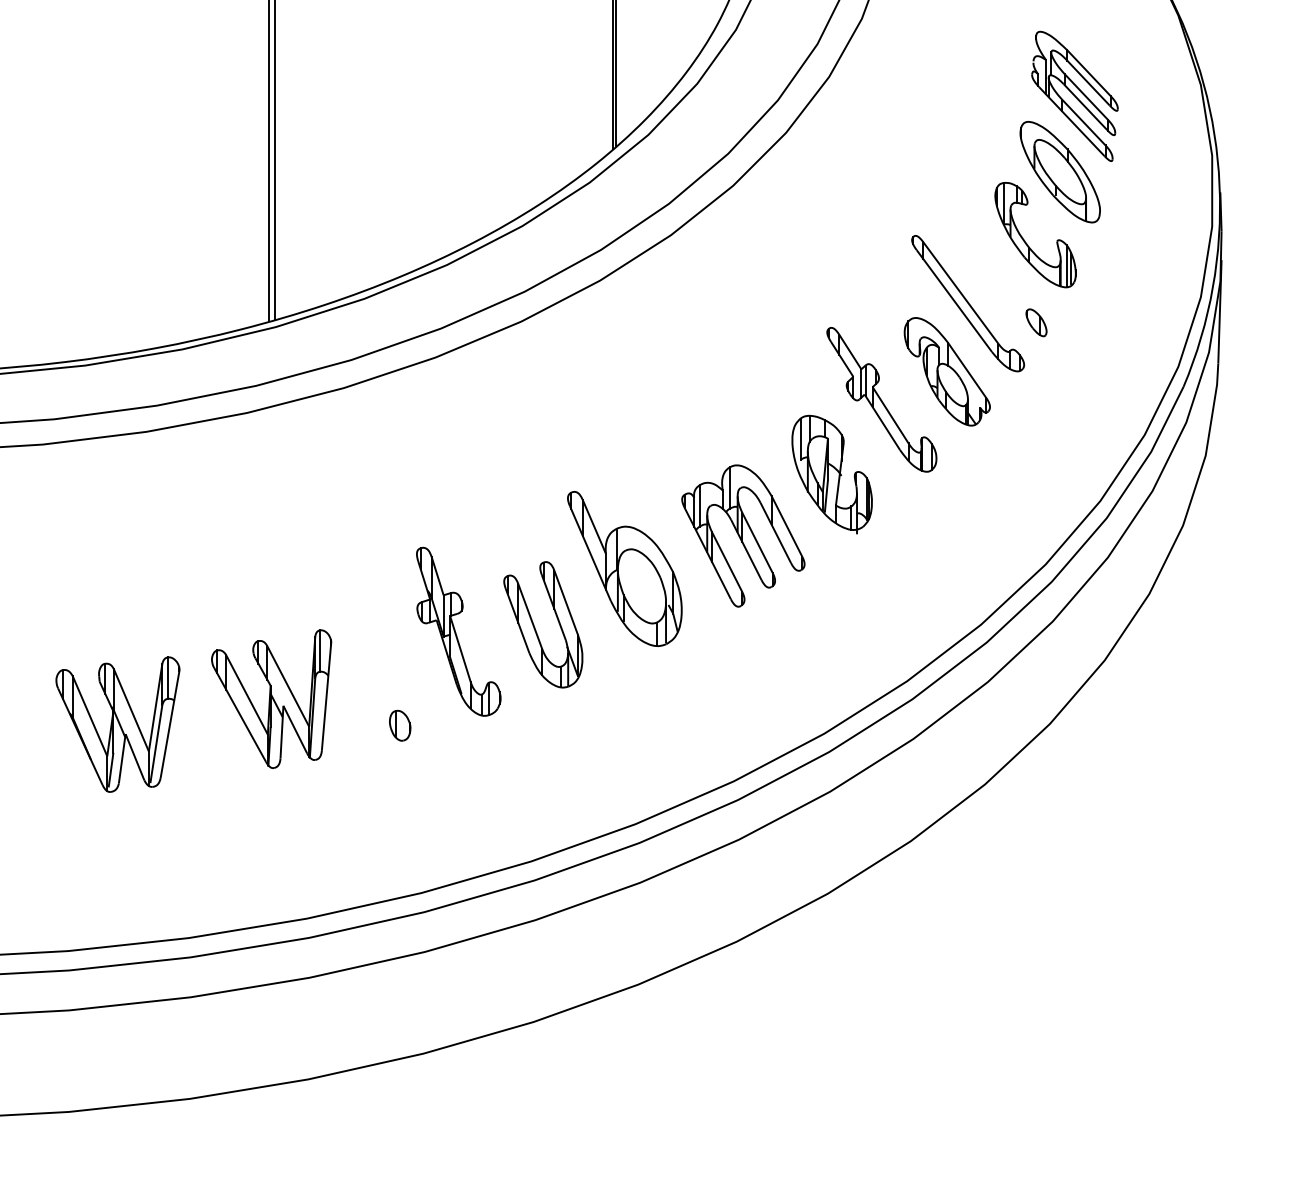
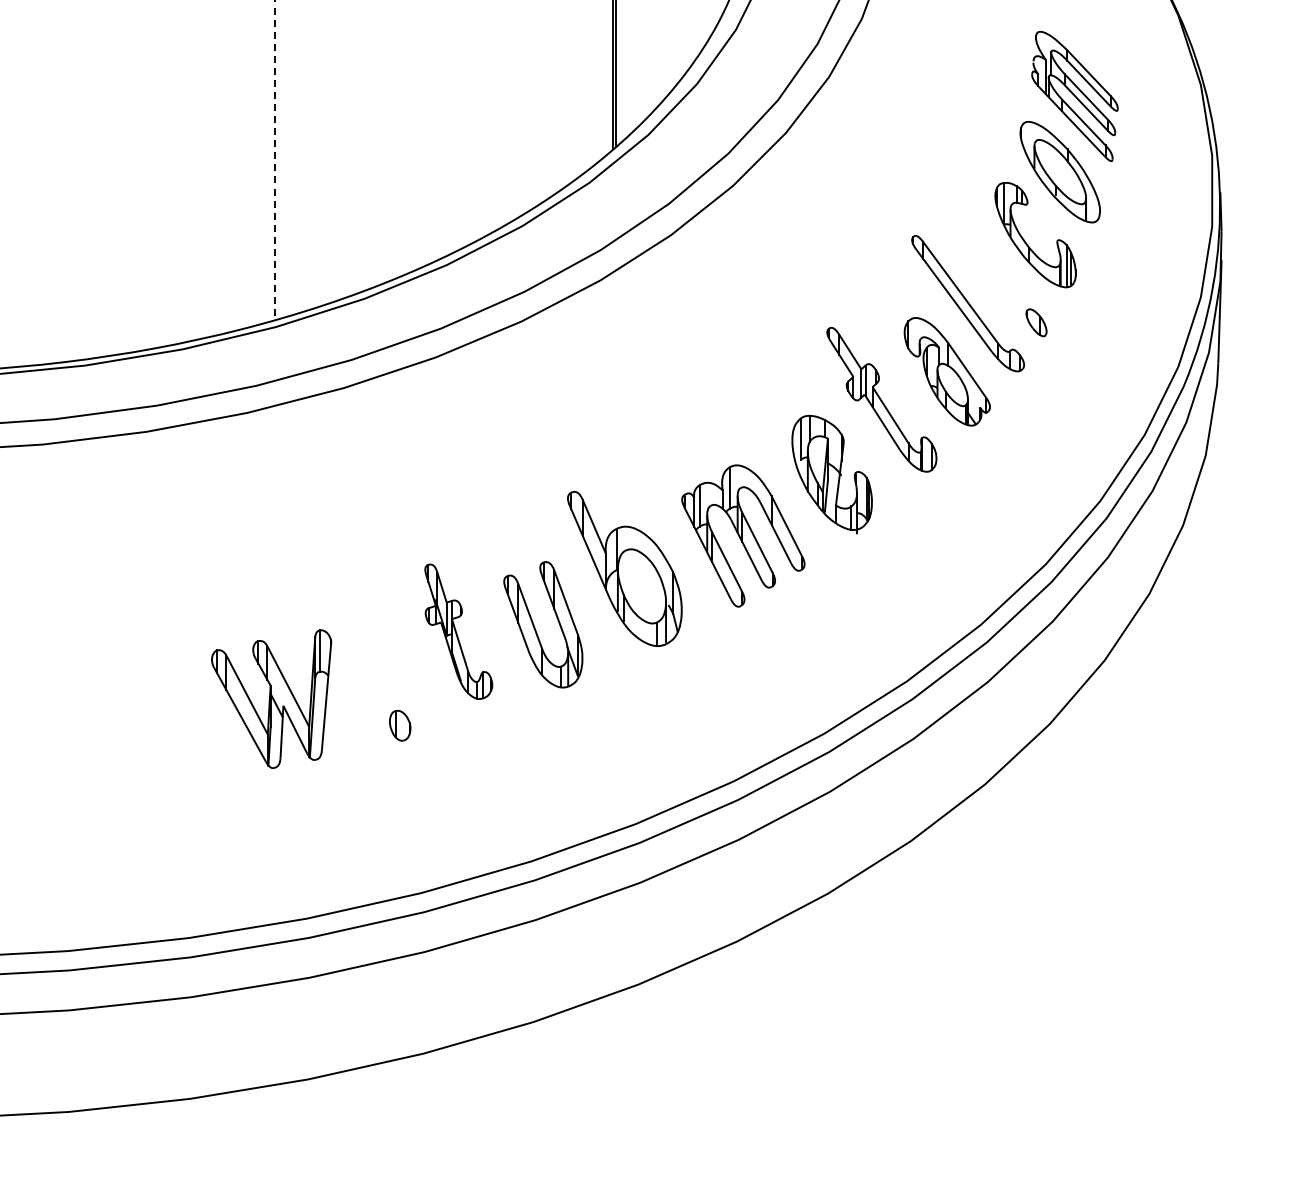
line: solid -> dashed (275, 160)
line: present -> none (269, 161)
part size: 86x171 px -> 70x137 px (458, 631)
part: present -> none (117, 724)
